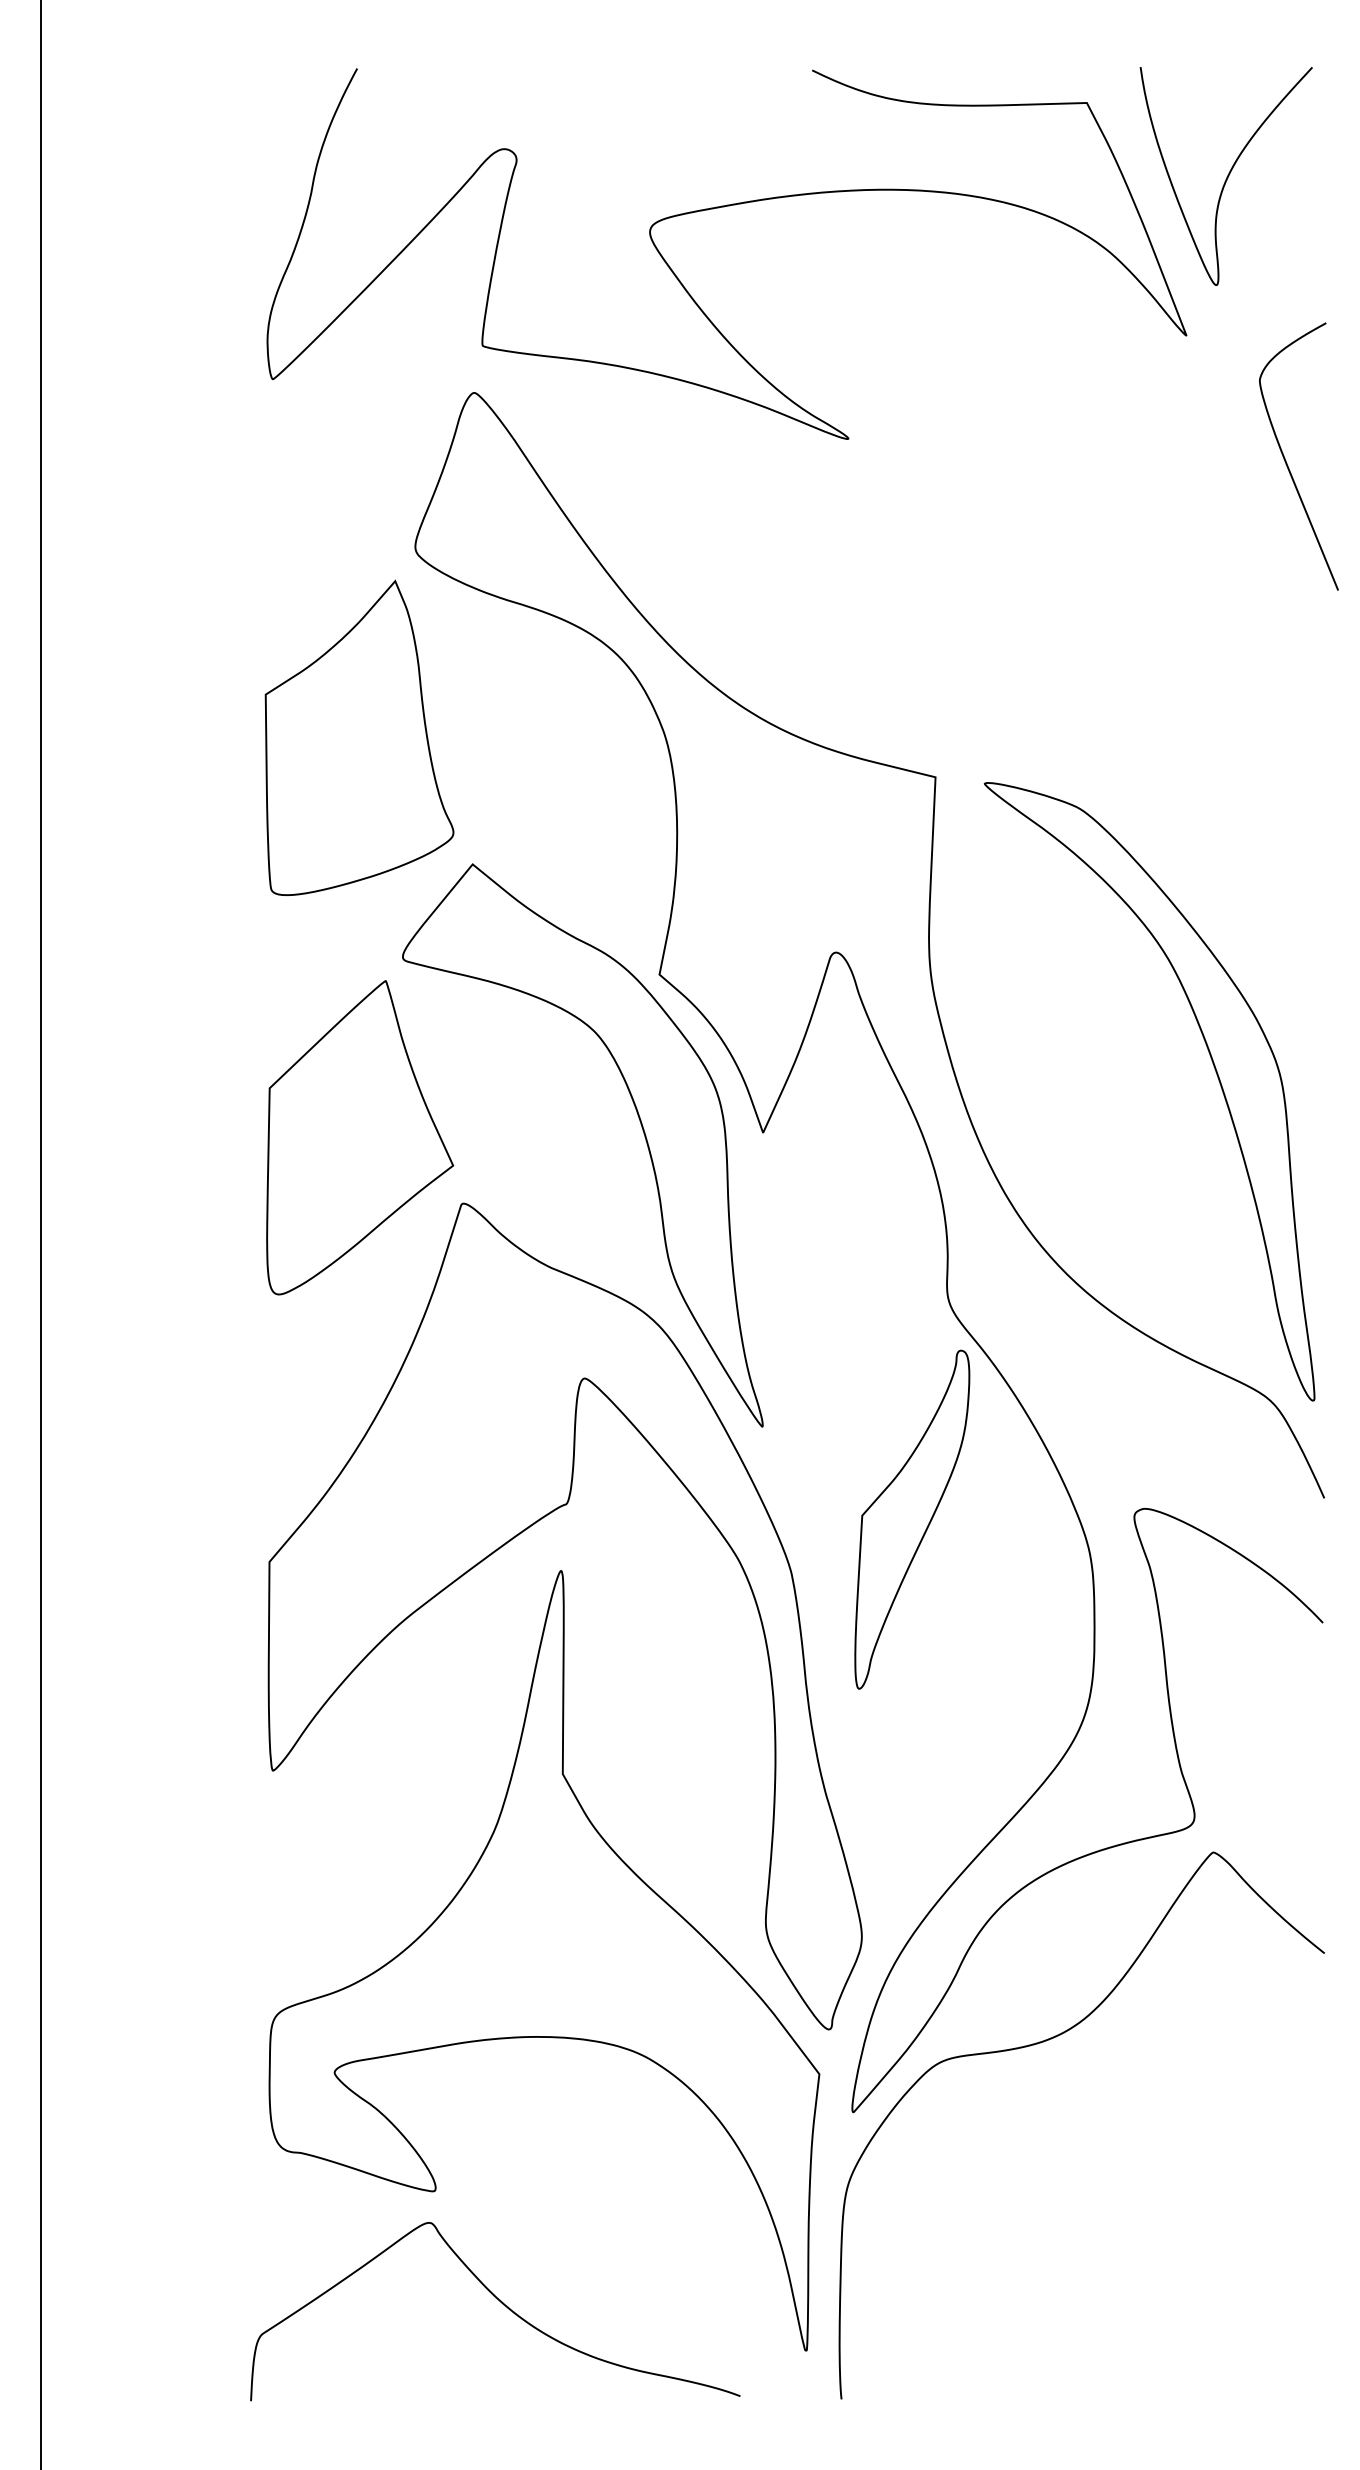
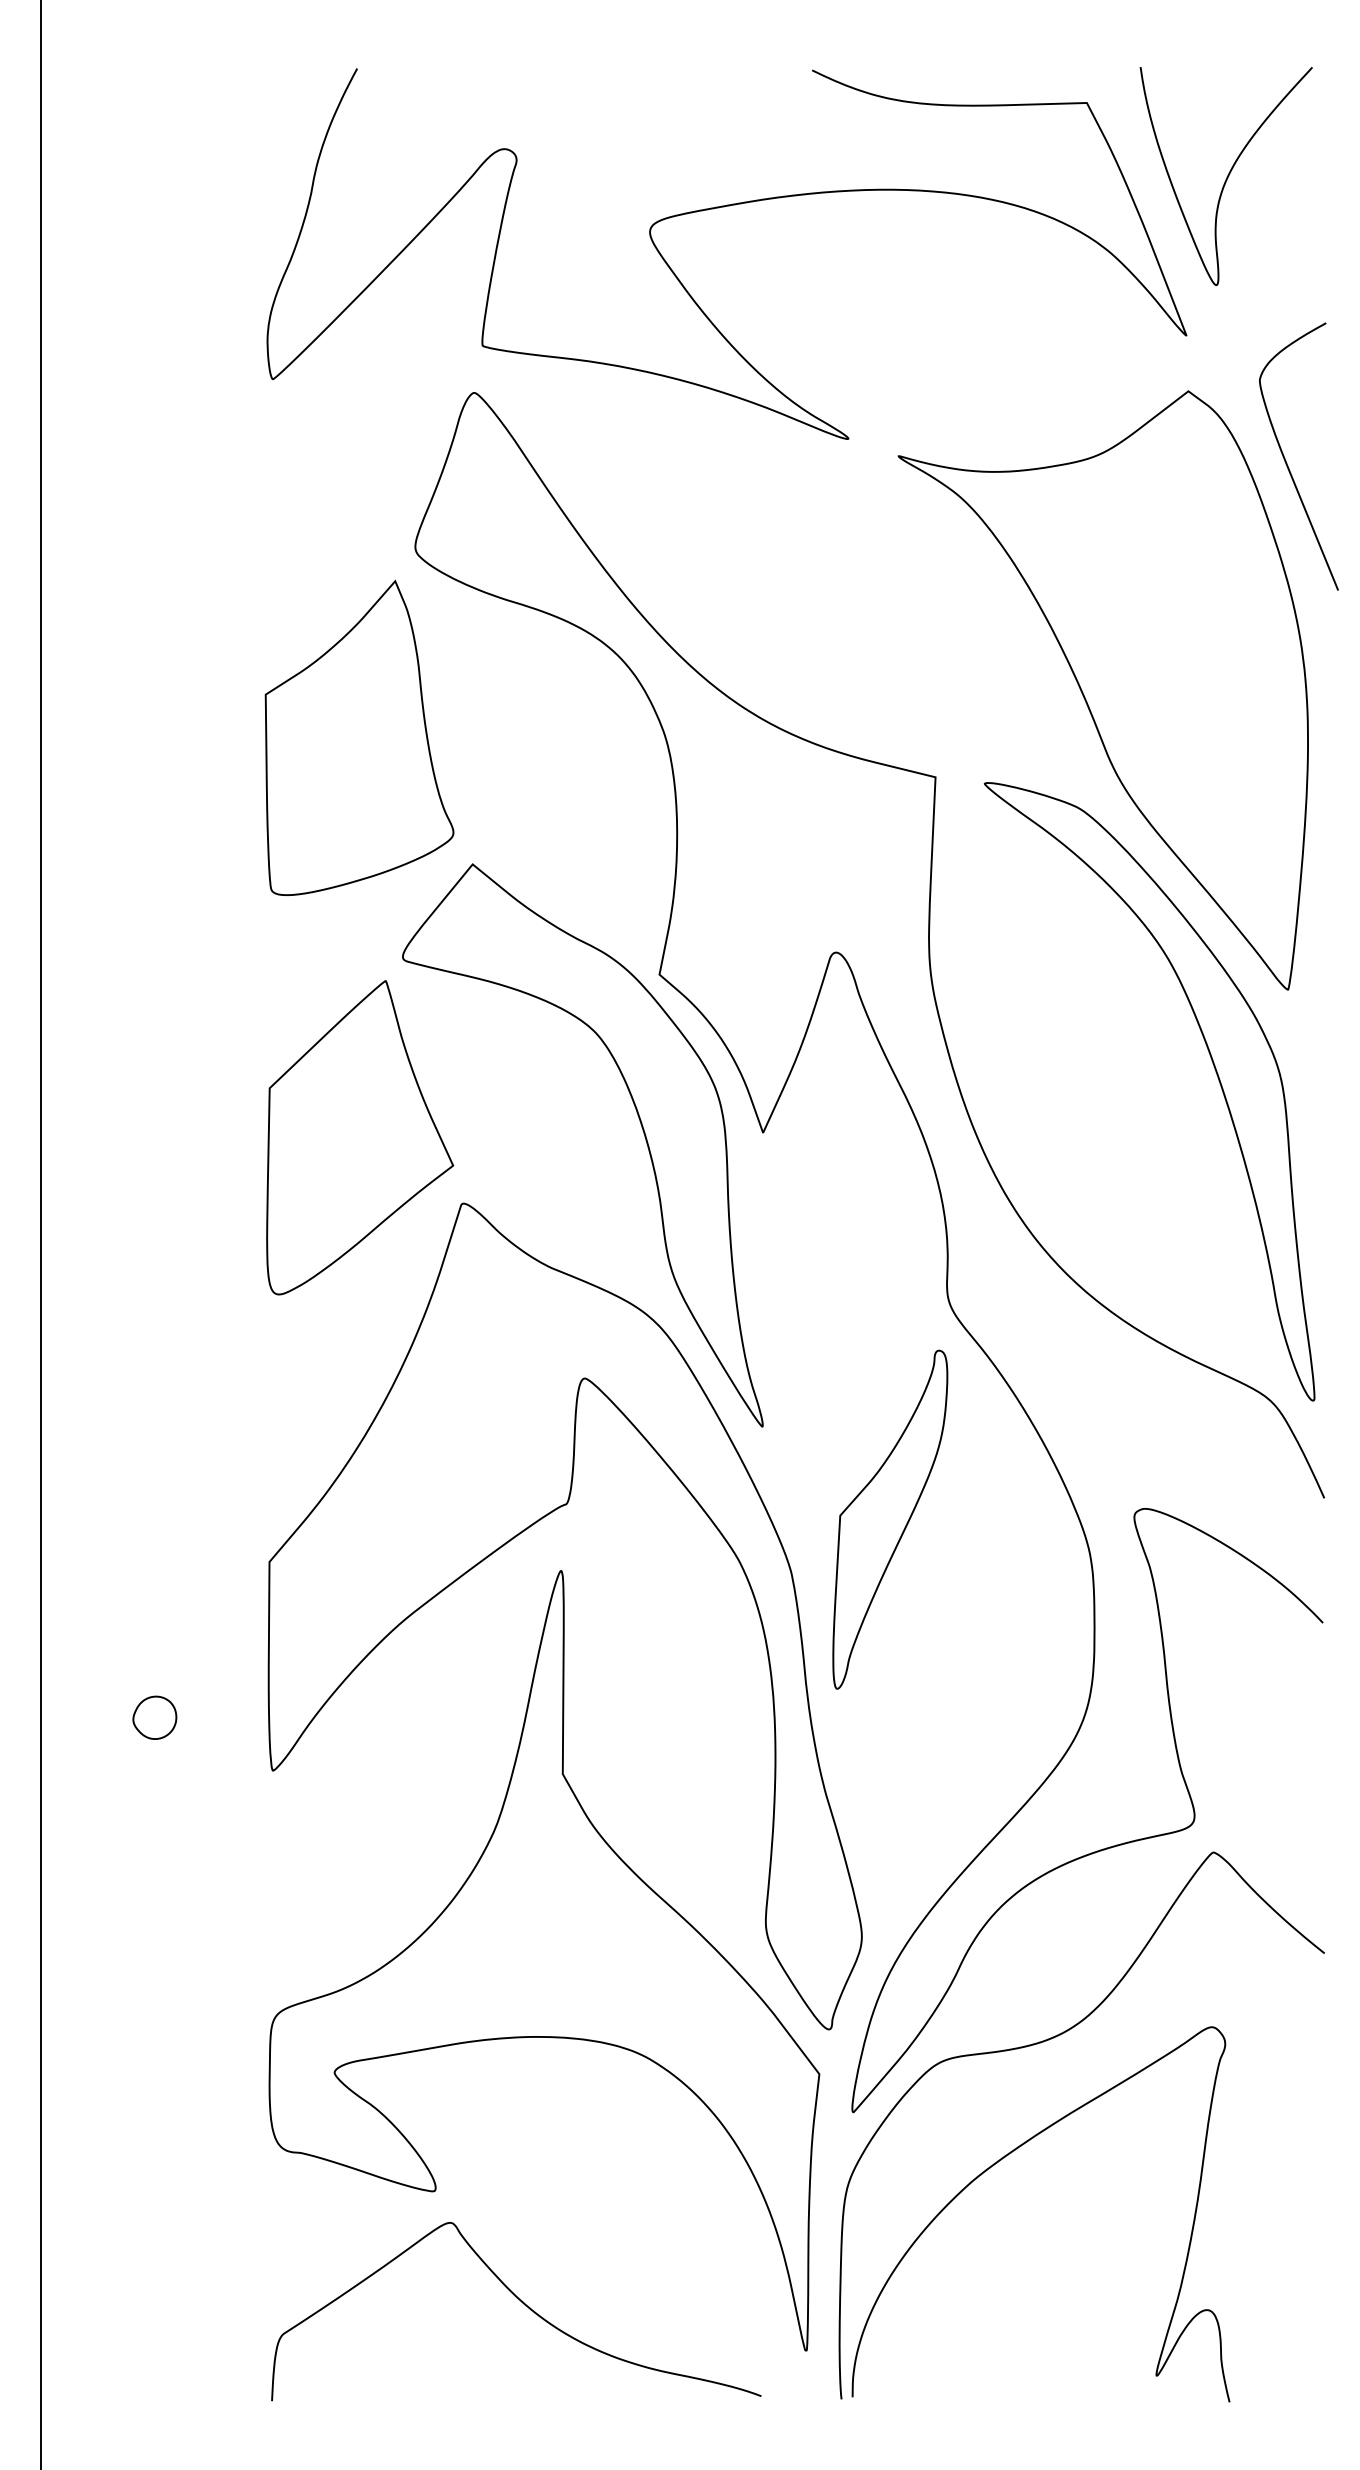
part: none -> present (1102, 690)
part position: (912, 1519) -> (890, 1519) (890, 1519)
part: none -> present (154, 1717)
curve: none -> present (1001, 2160)
curve position: (502, 2304) -> (523, 2304) (523, 2304)
